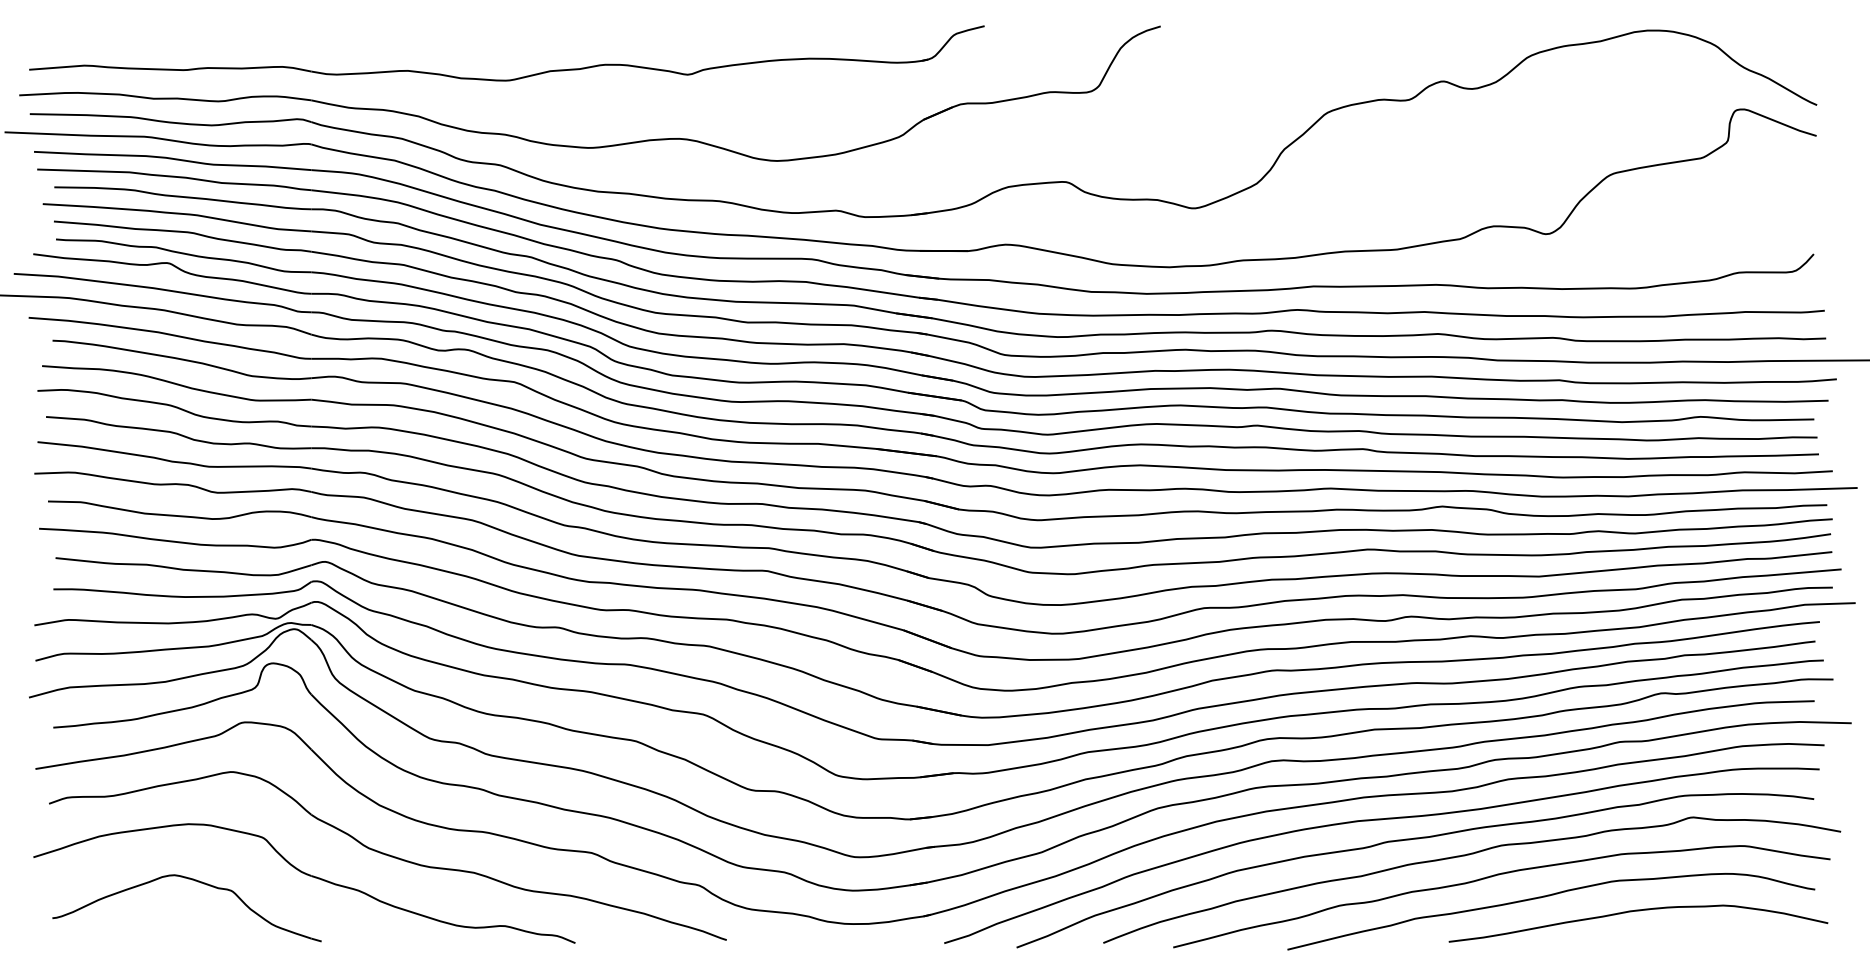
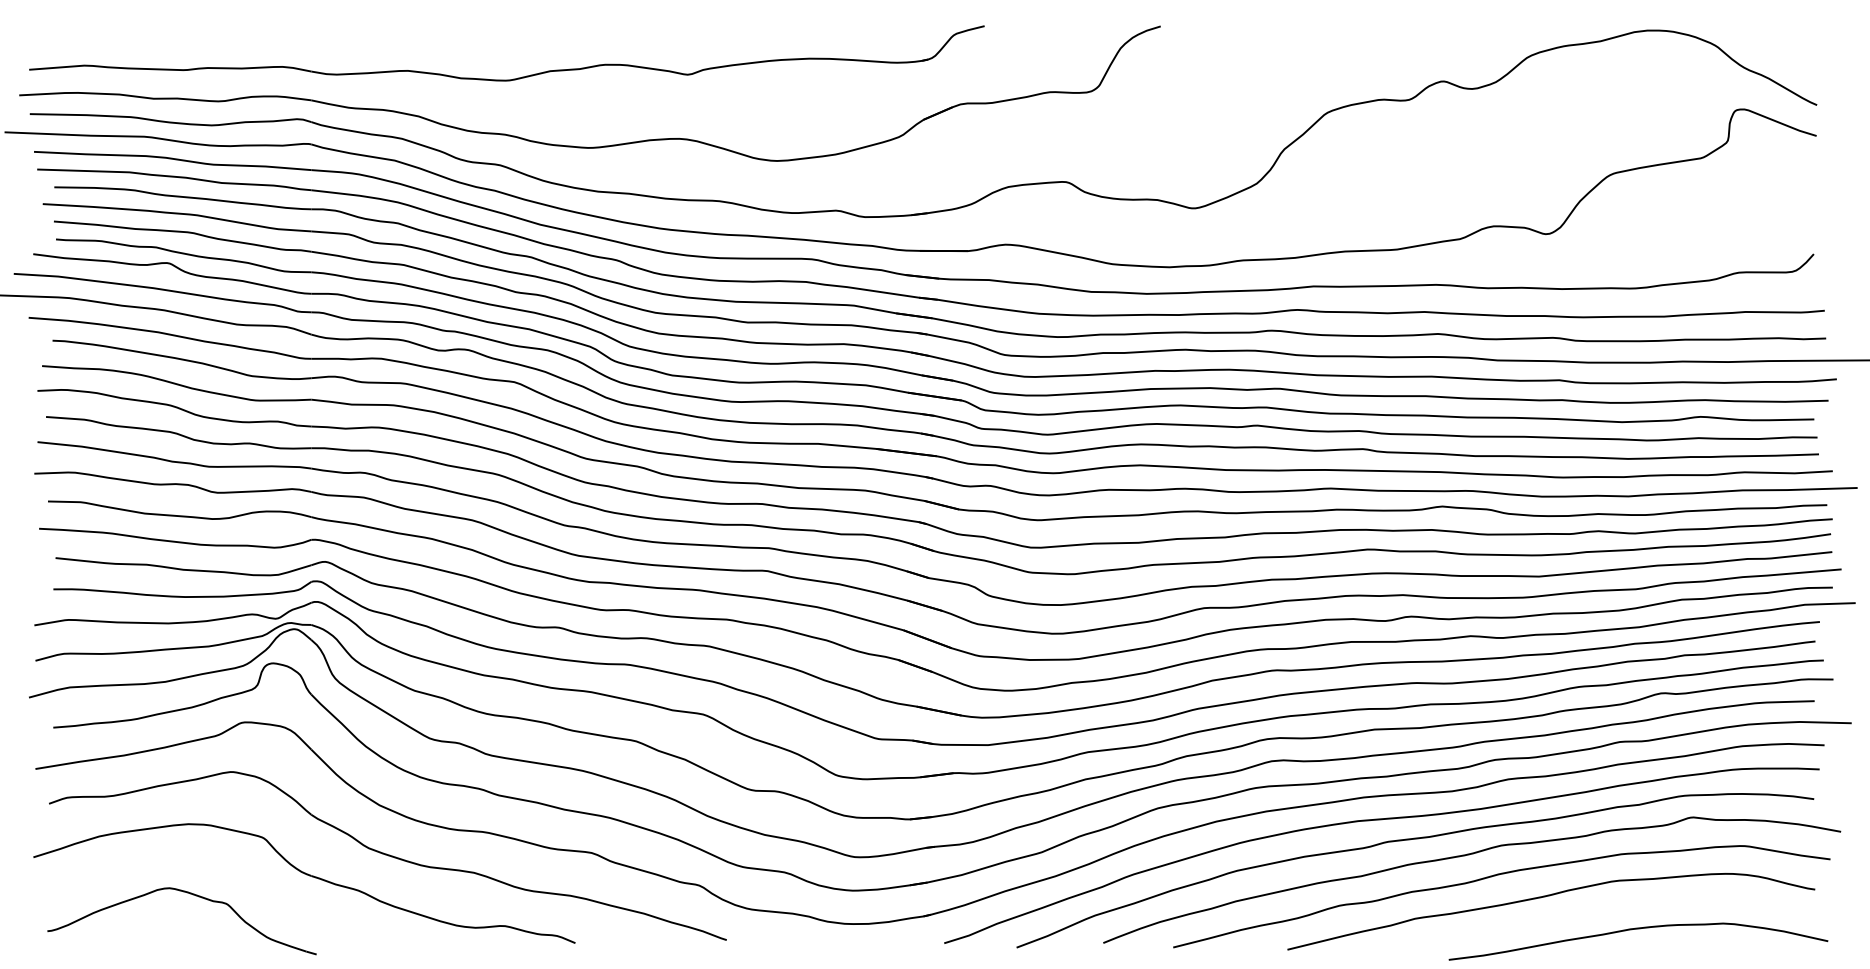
part position: (195, 881) -> (190, 894) (190, 894)
curve position: (1638, 911) -> (1638, 929) (1638, 929)
